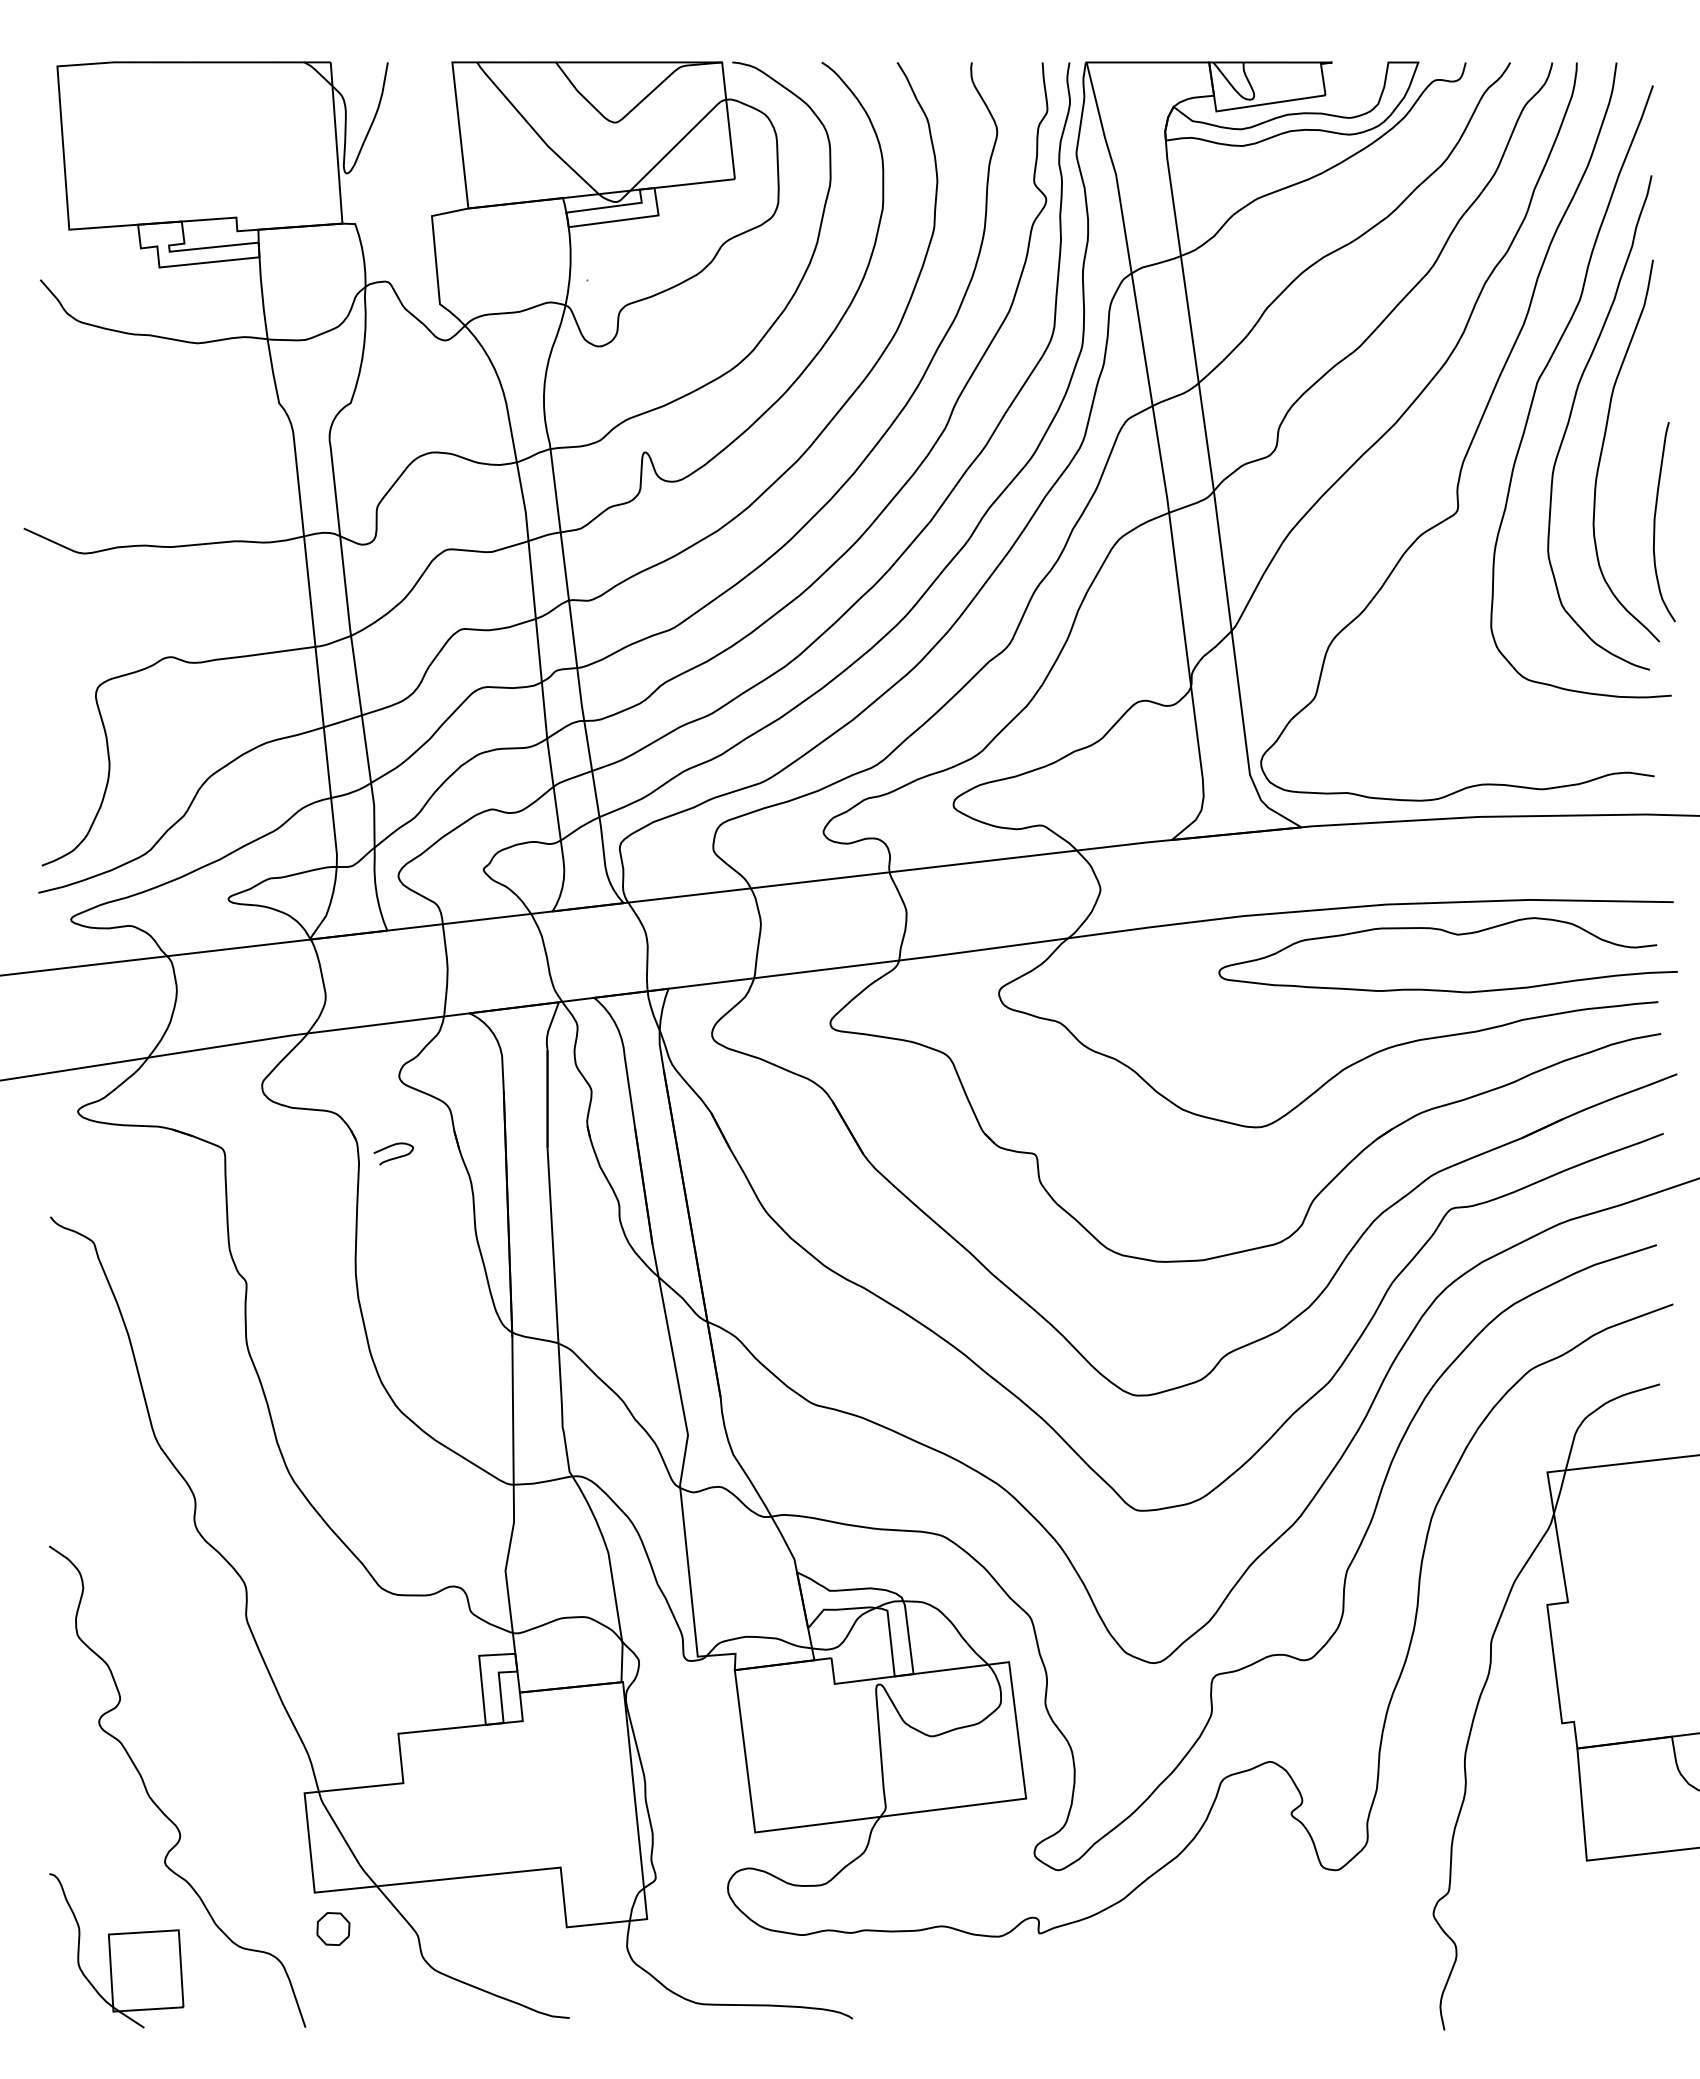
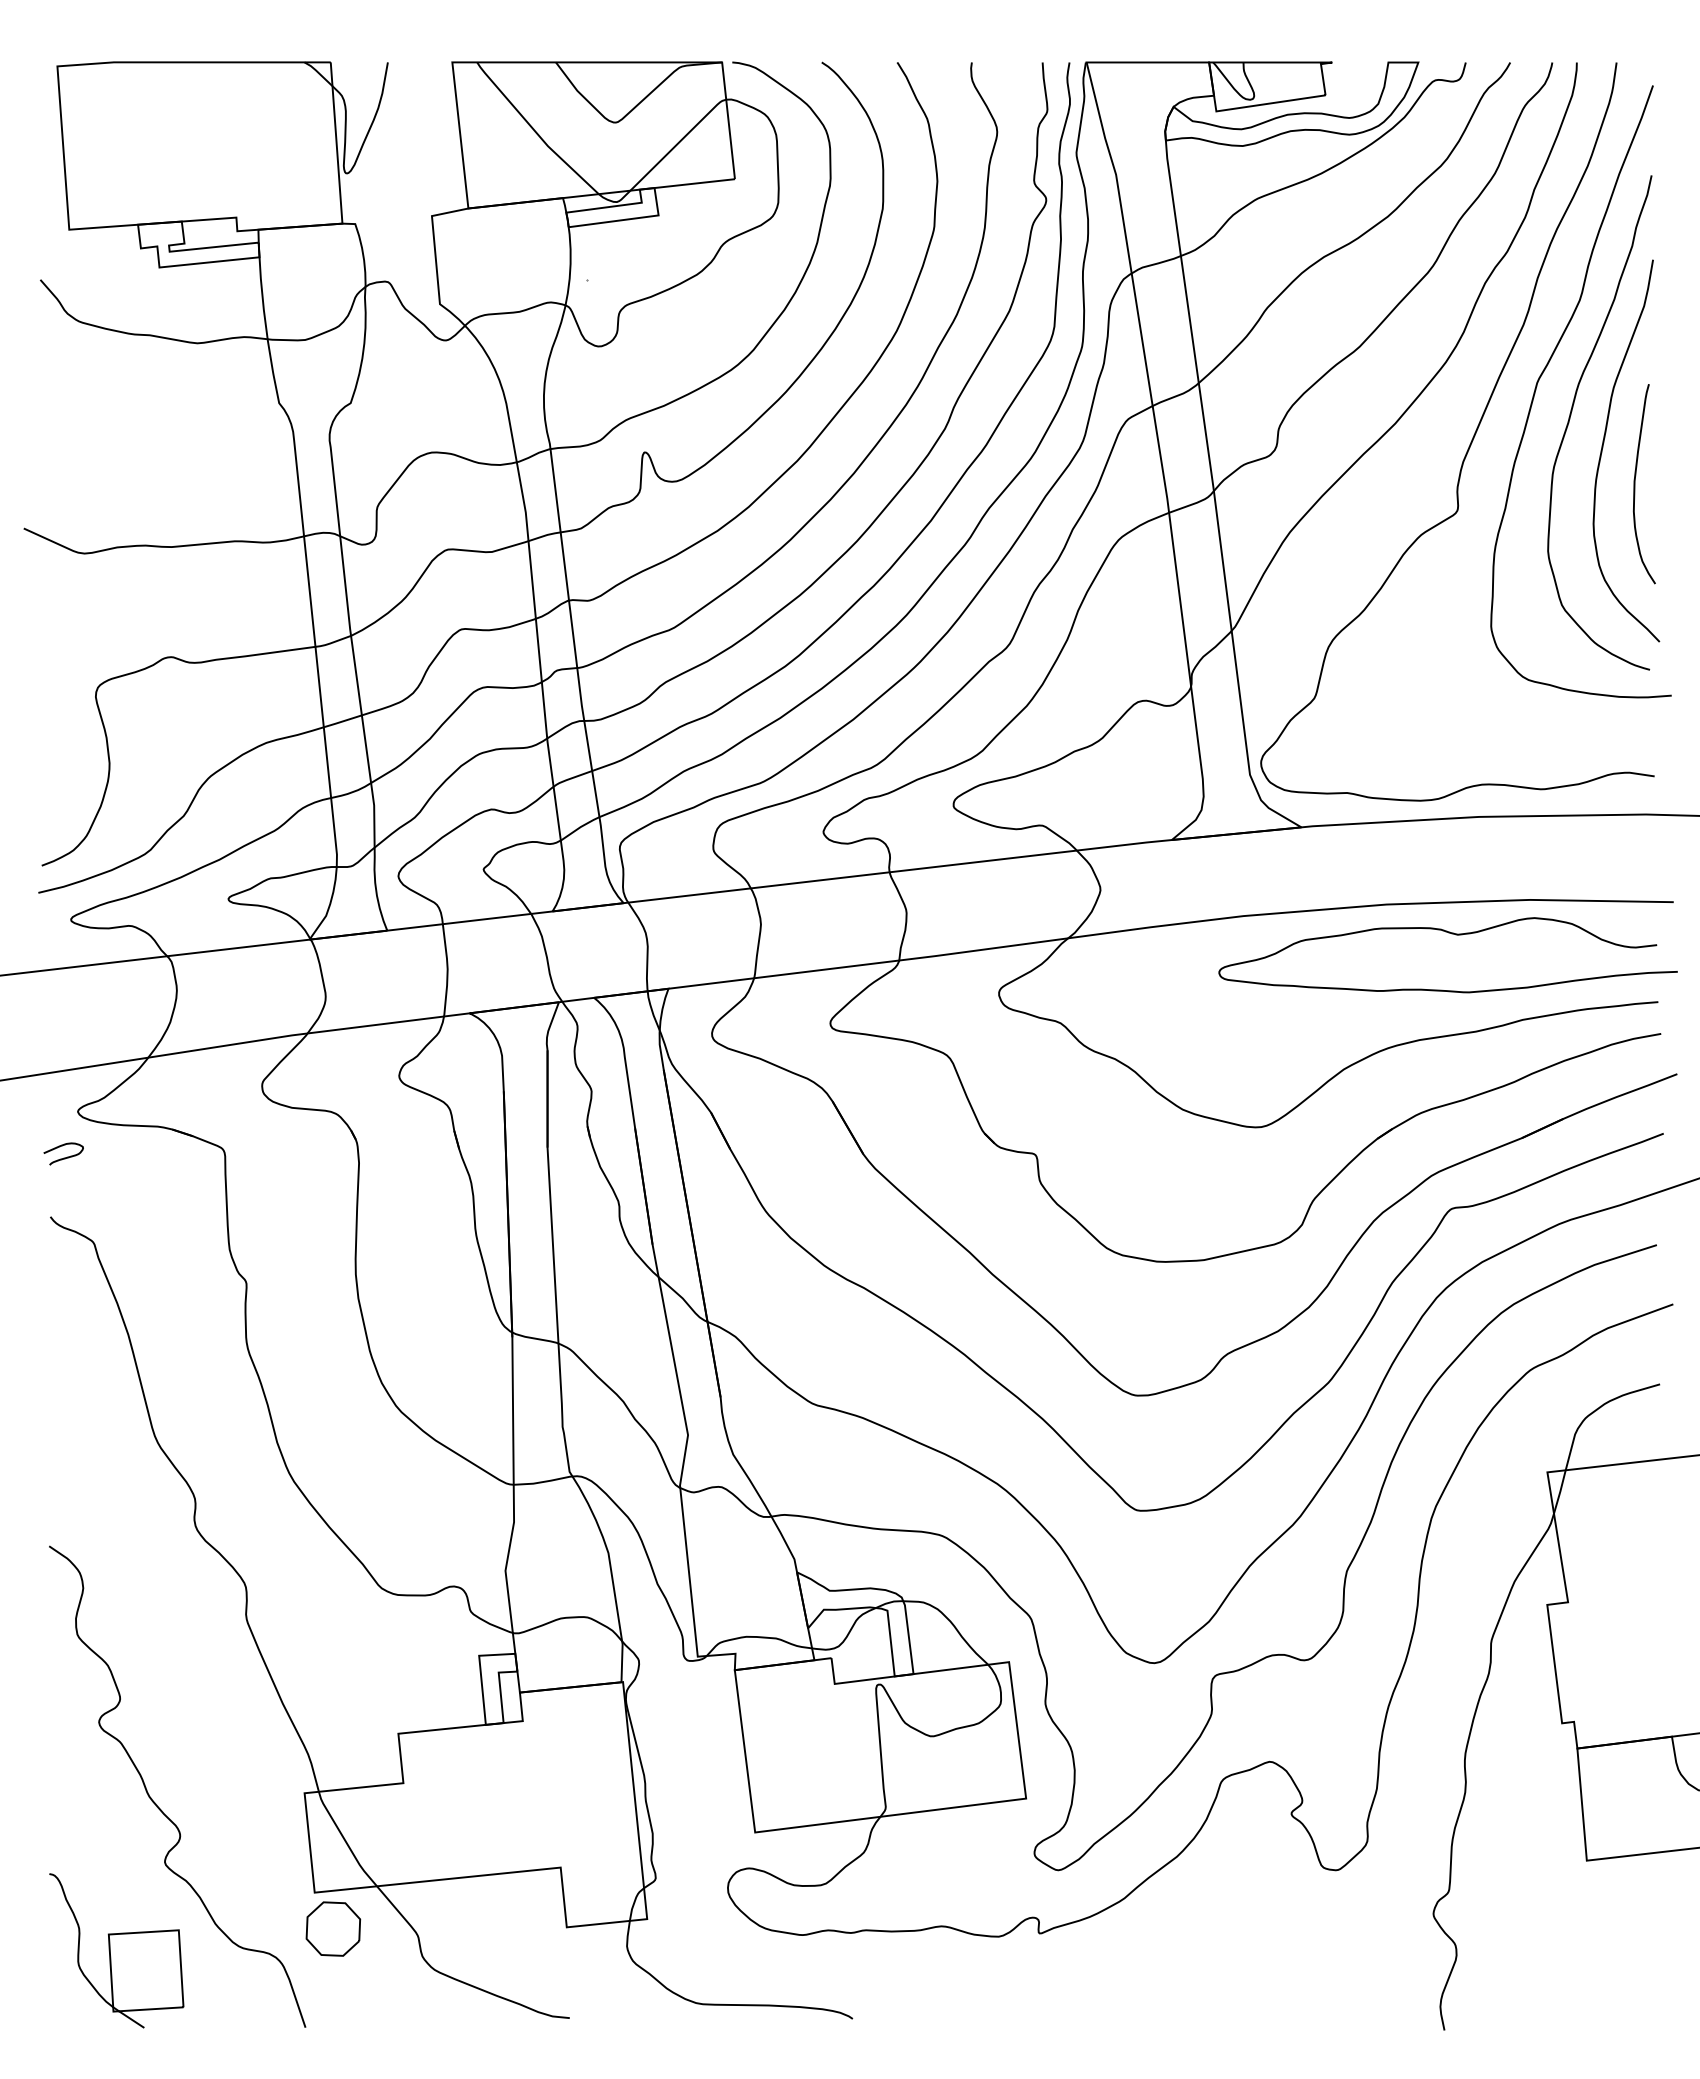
curve position: (1655, 522) -> (1635, 484) (1635, 484)
curve position: (393, 1157) -> (63, 1157) (63, 1157)
part size: 35x34 px -> 57x56 px (333, 1928)
